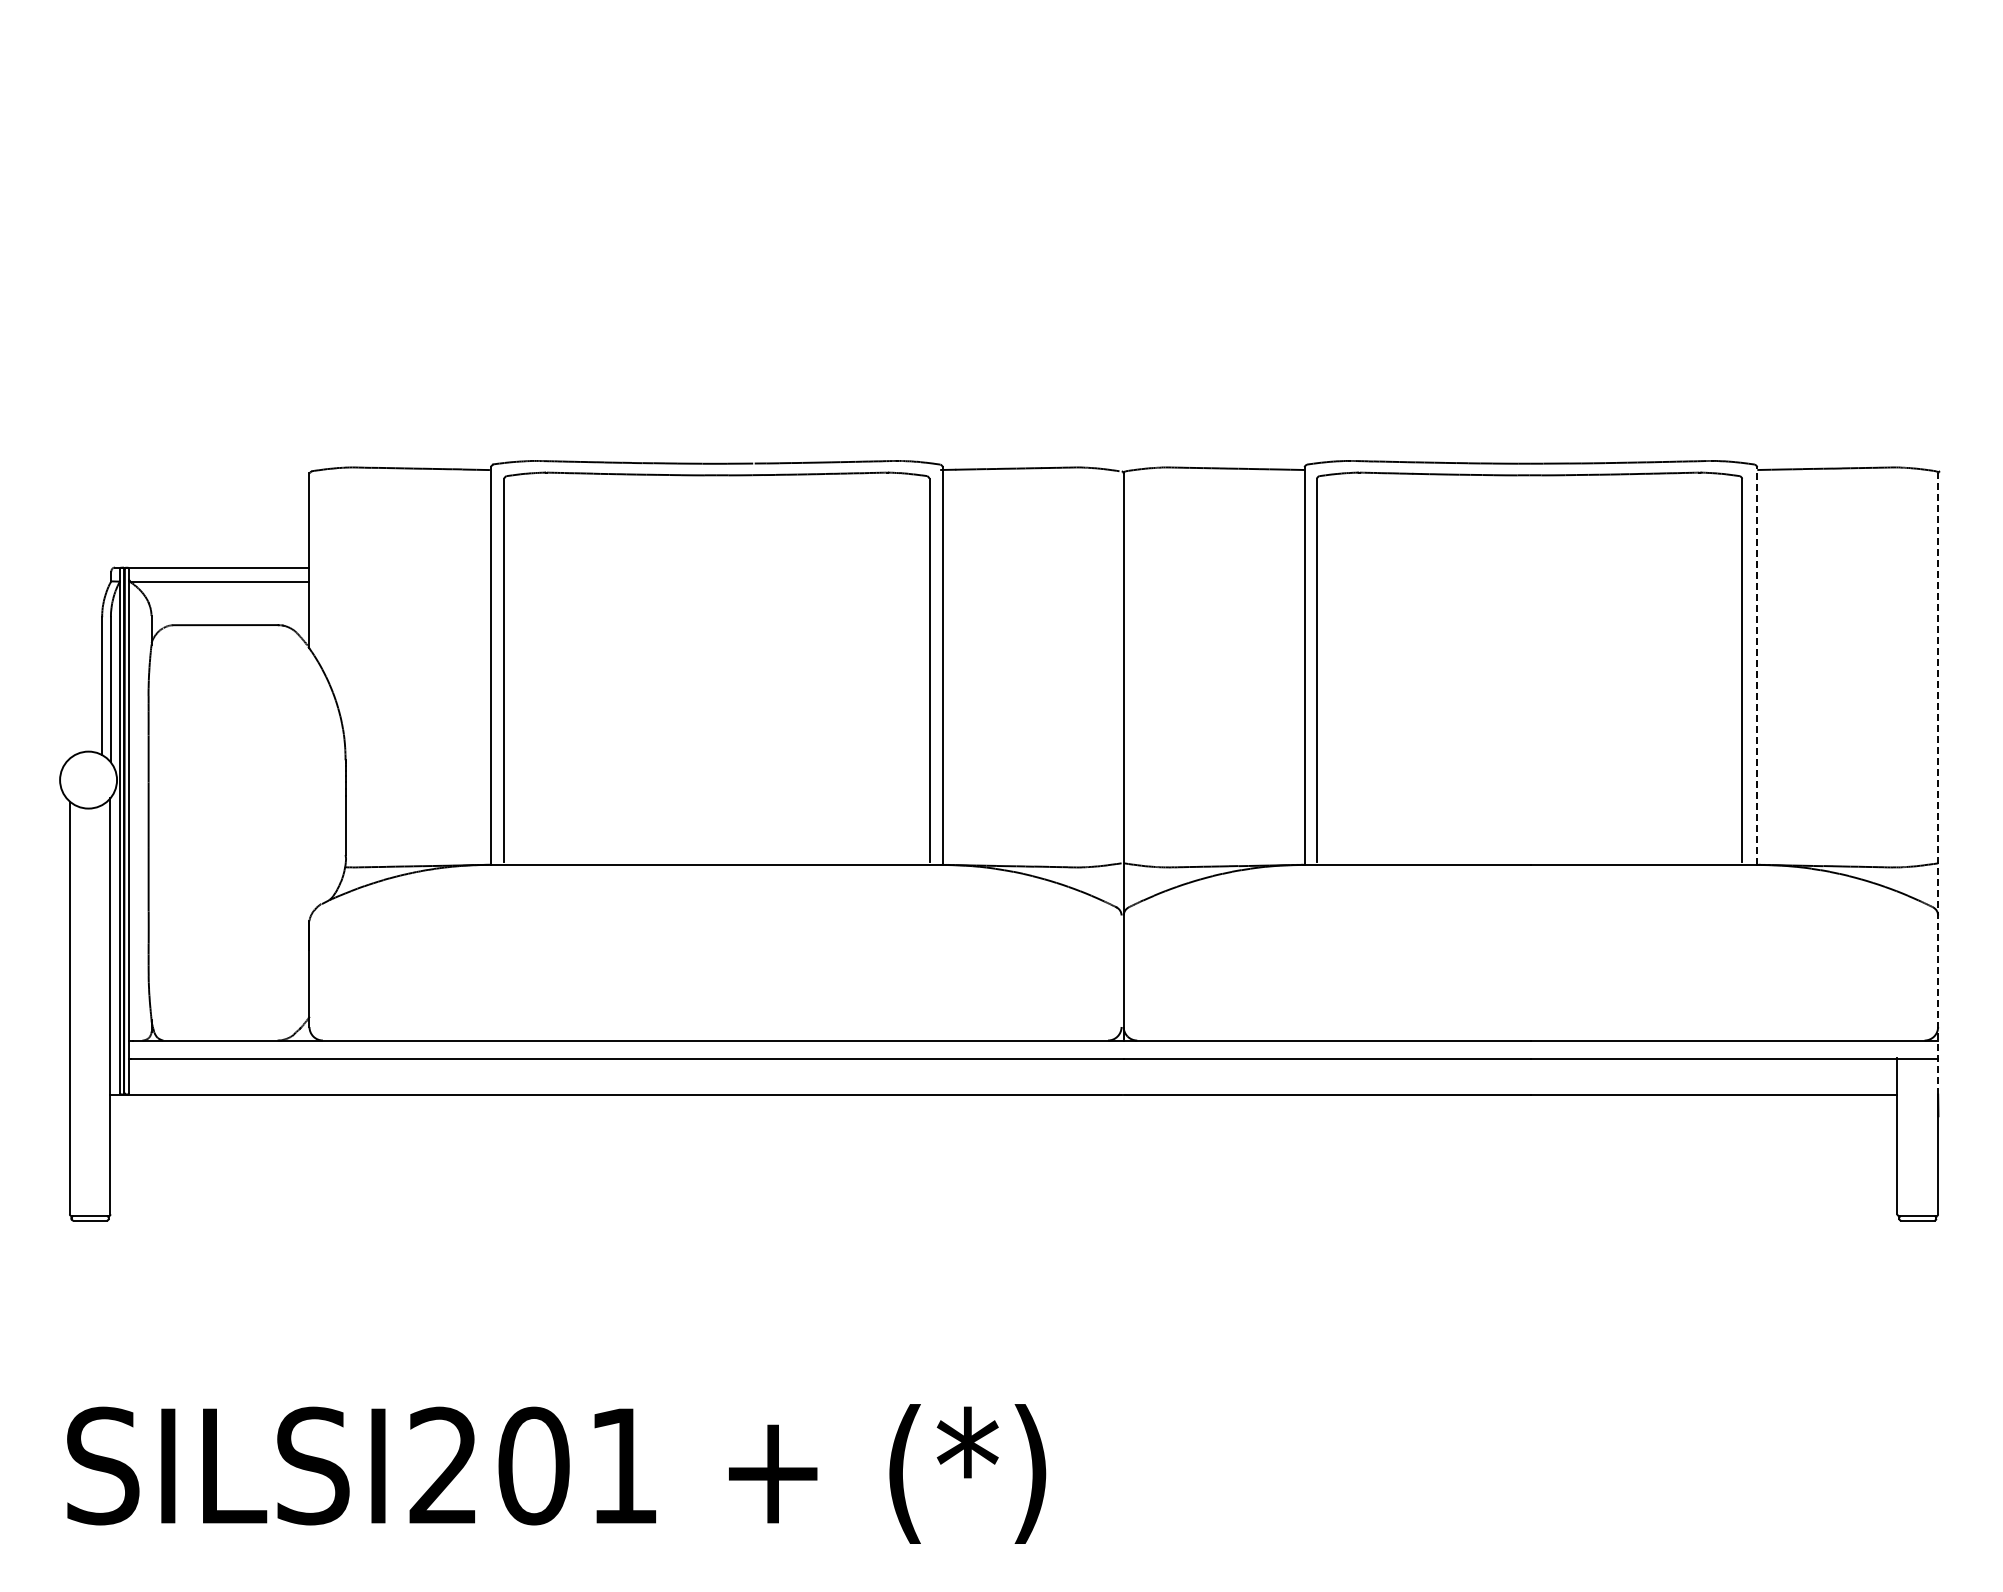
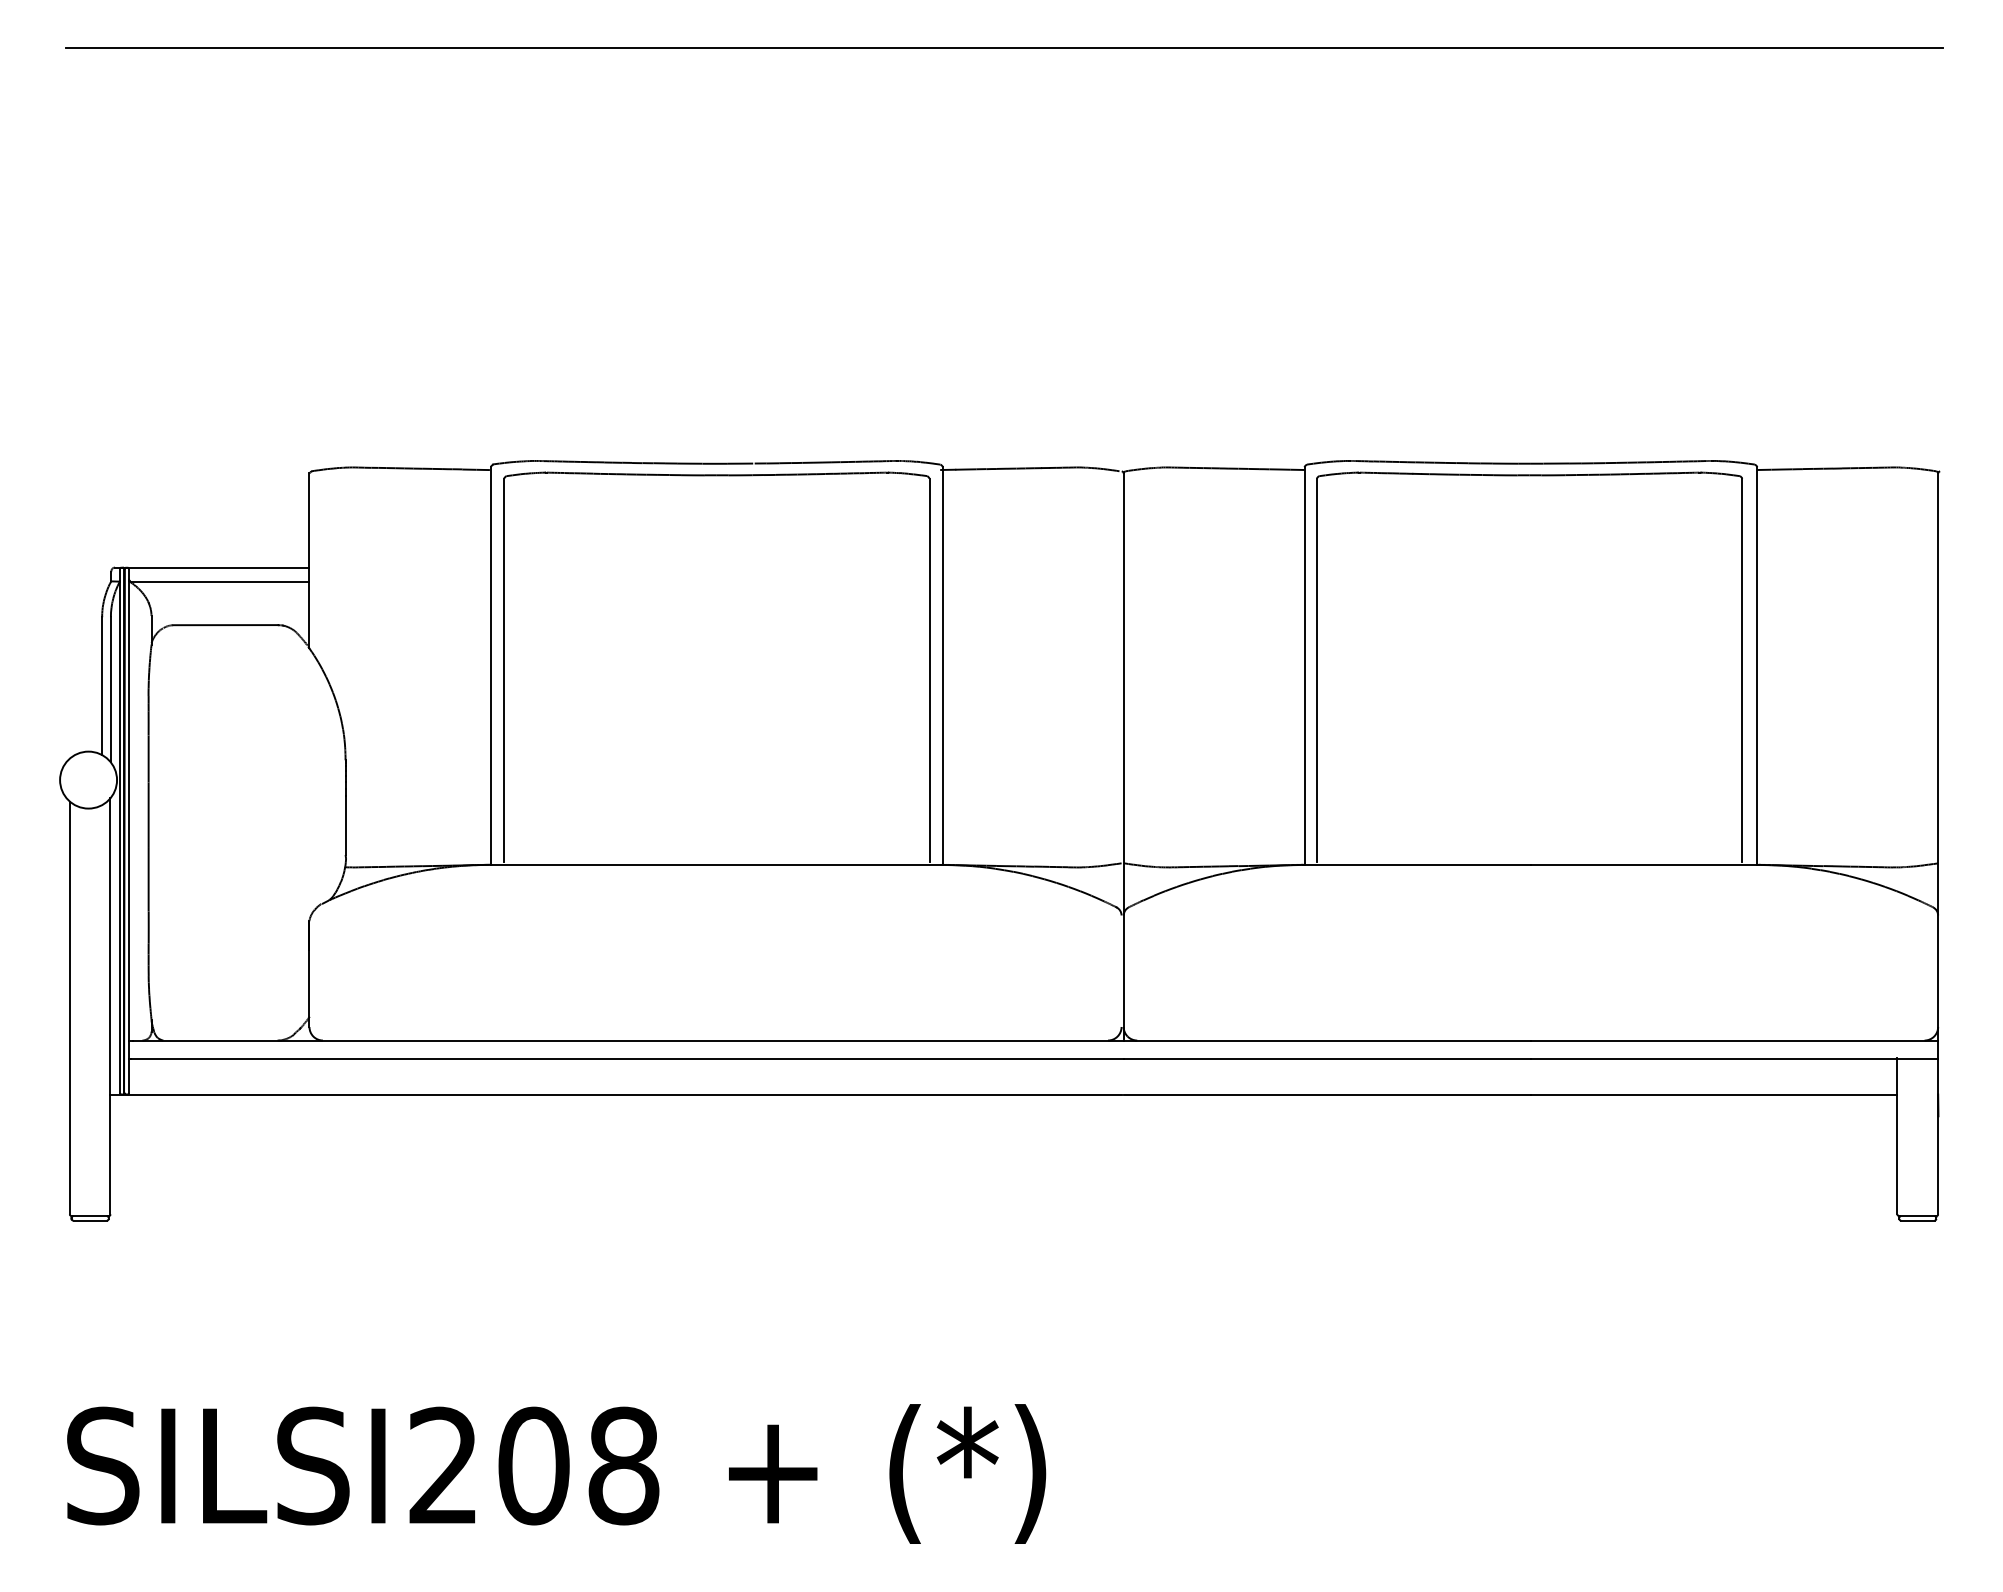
line: none -> present (1003, 47)
line: dashed -> solid (1757, 666)
line: dashed -> solid (1938, 783)
text: SILSI201 -> SILSI208 (623, 1465)
